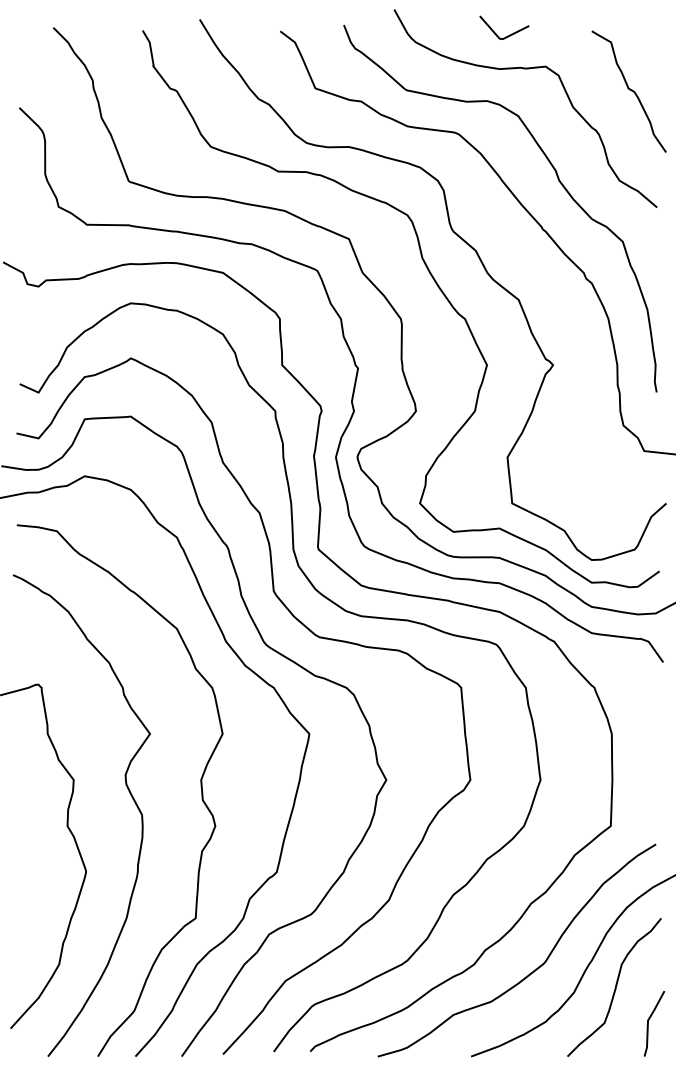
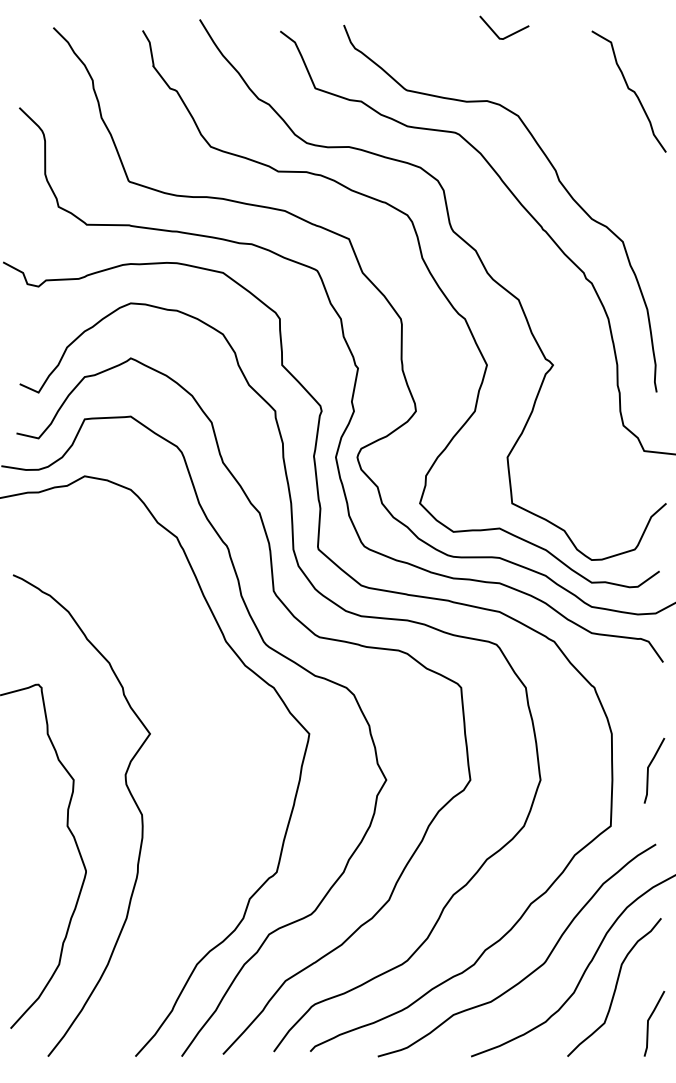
curve: present -> none (525, 69)
line: none -> present (649, 767)
curve: present -> none (200, 787)
